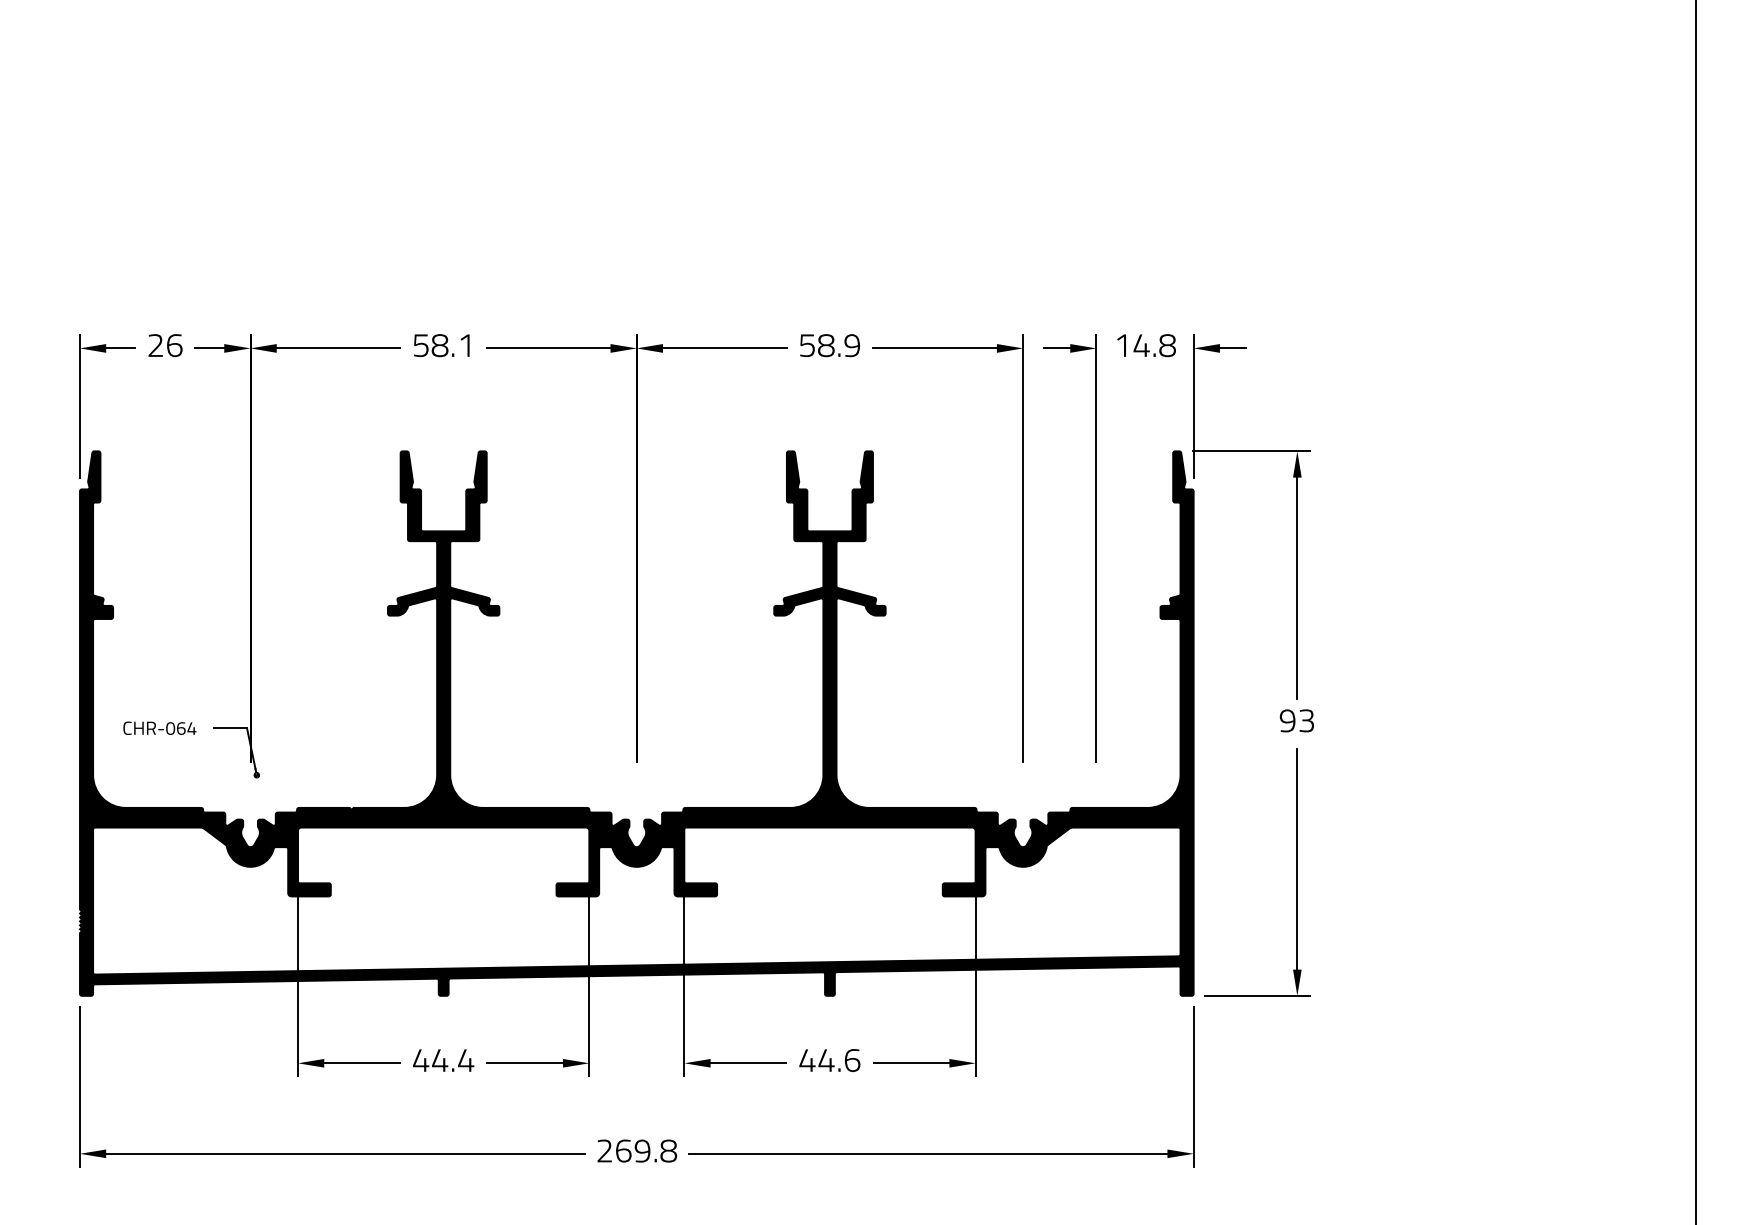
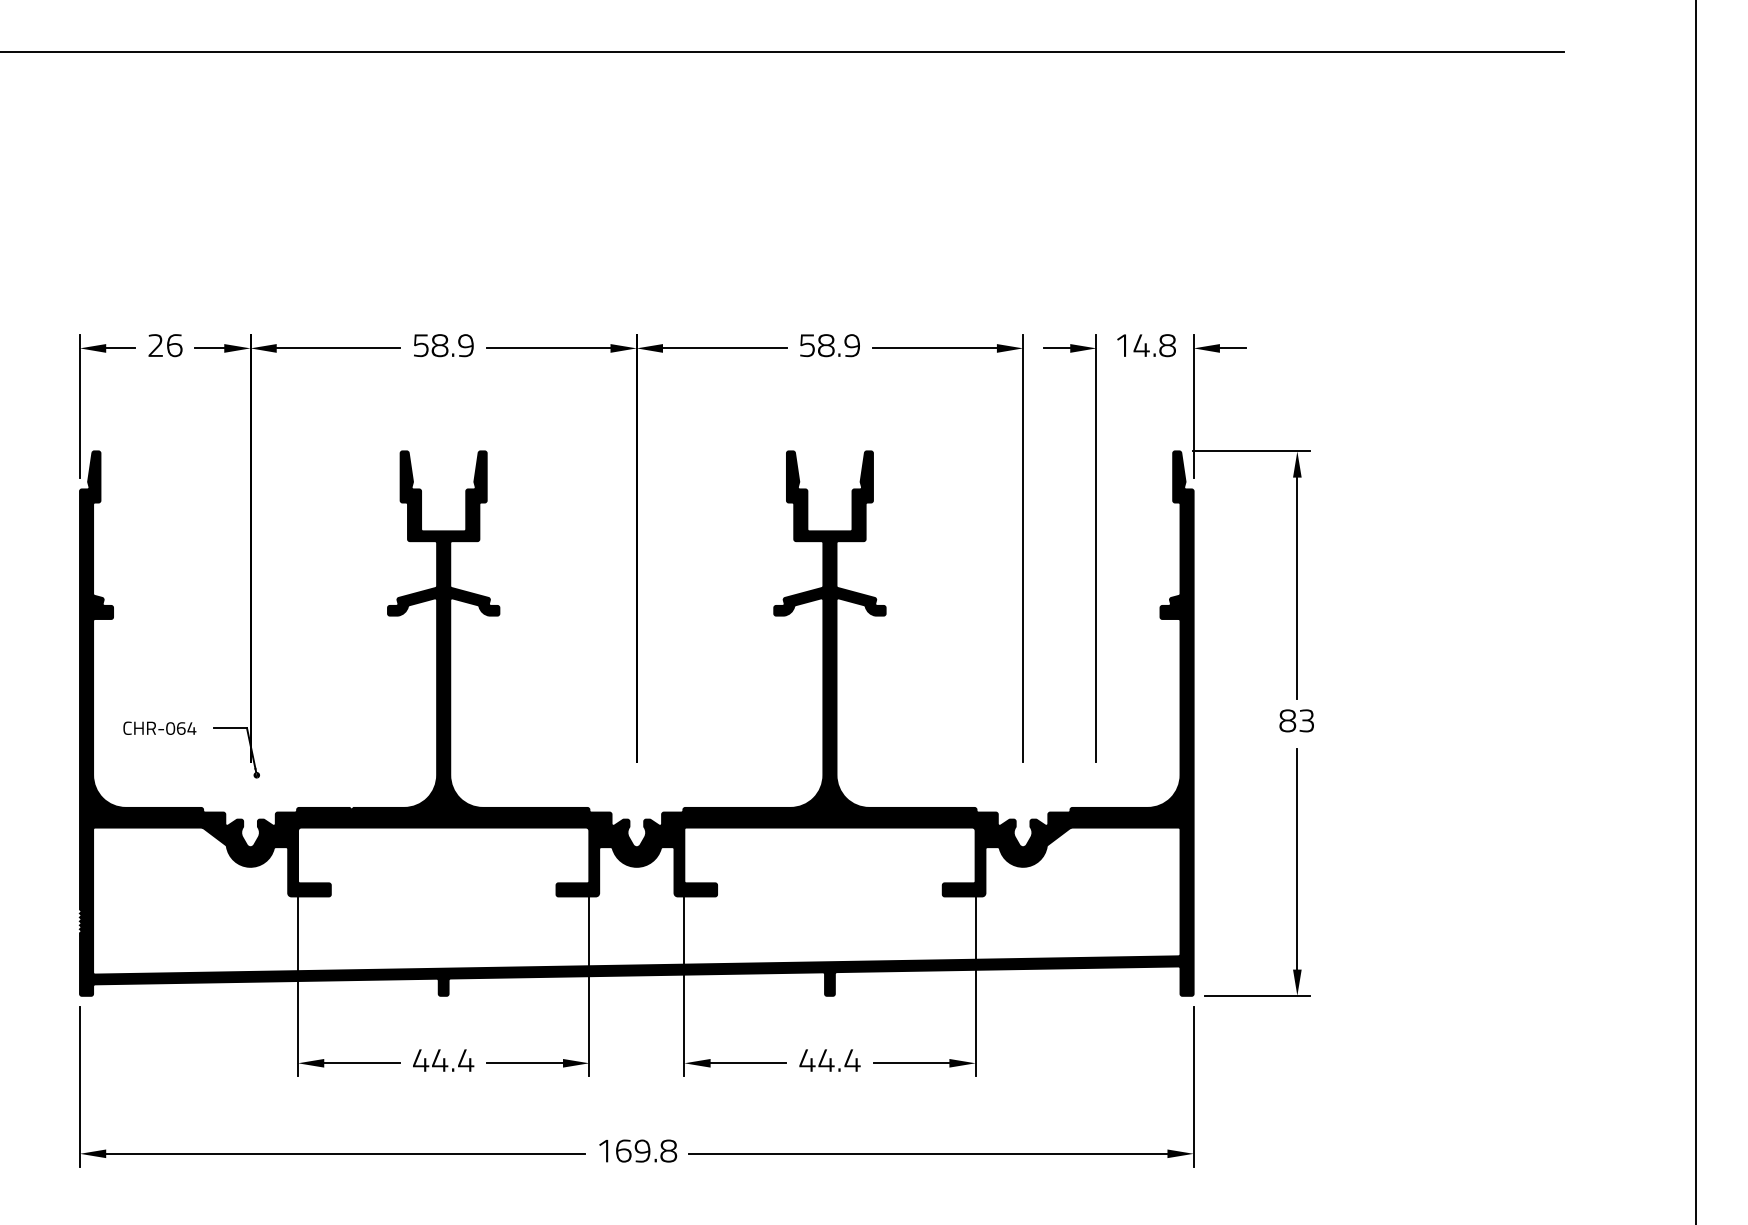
line: none -> present (783, 51)
text: 58.1 -> 58.9 (465, 345)
text: 93 -> 83 (1287, 720)
text: 44.6 -> 44.4 (852, 1060)
text: 269.8 -> 169.8 (604, 1150)
